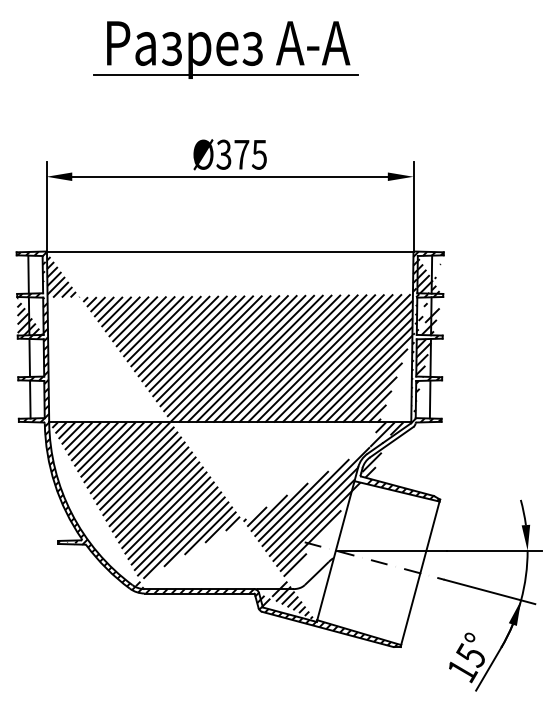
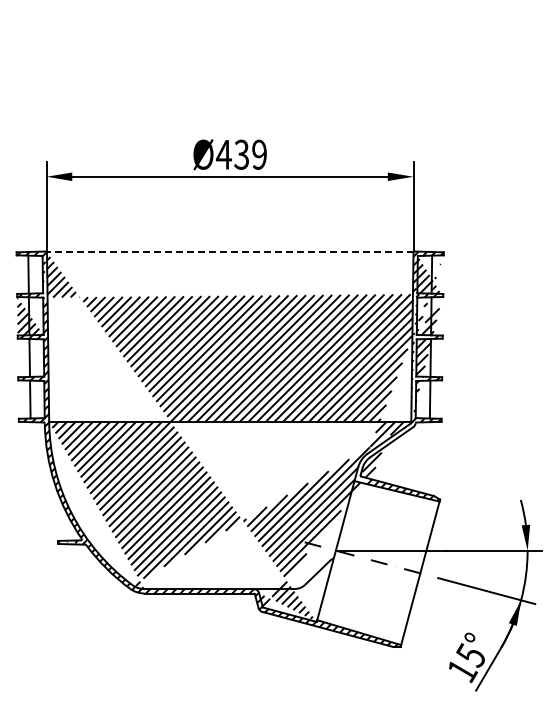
part: present -> none (225, 49)
text: Ø375 -> Ø439 (241, 154)
line: solid -> dashed (230, 251)
